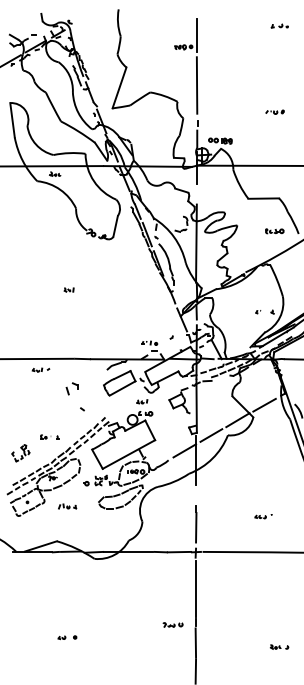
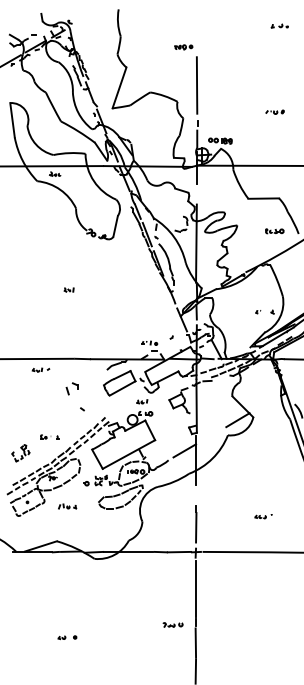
line: present -> none (197, 35)
line: present -> none (264, 404)
line: present -> none (211, 435)
part: present -> none (279, 646)
